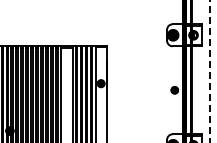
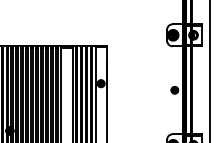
line: dashed -> solid (209, 71)
